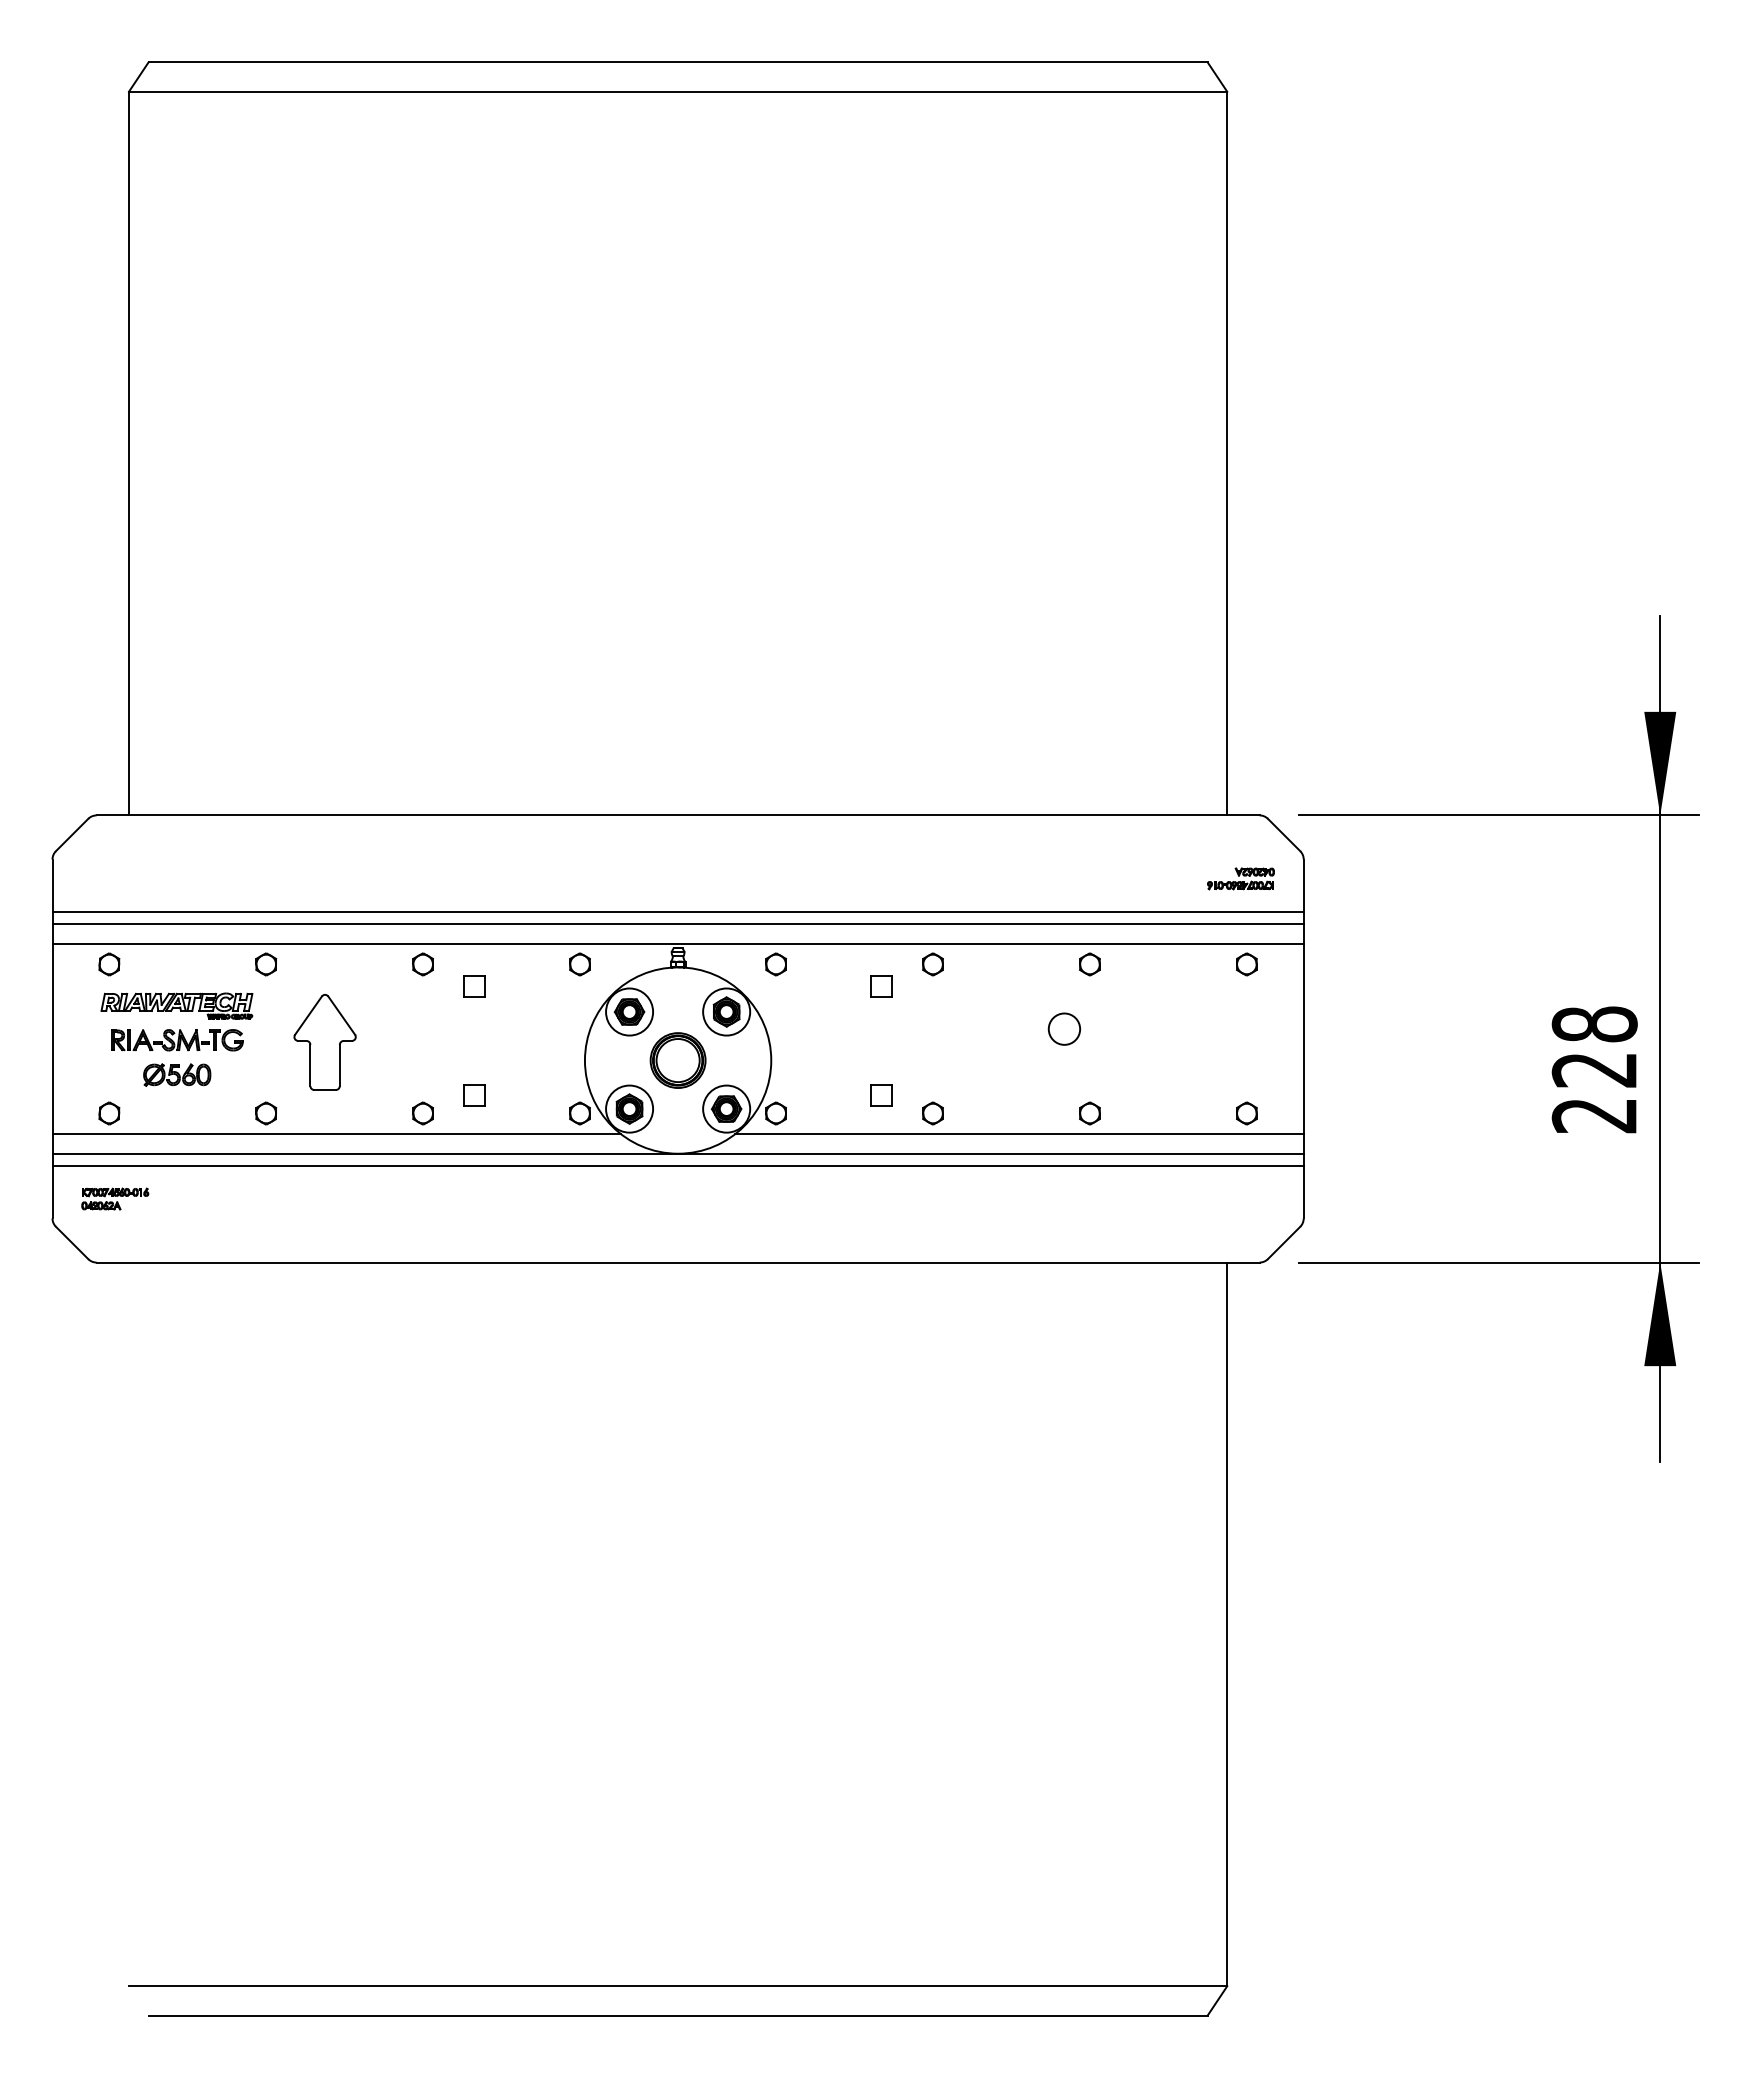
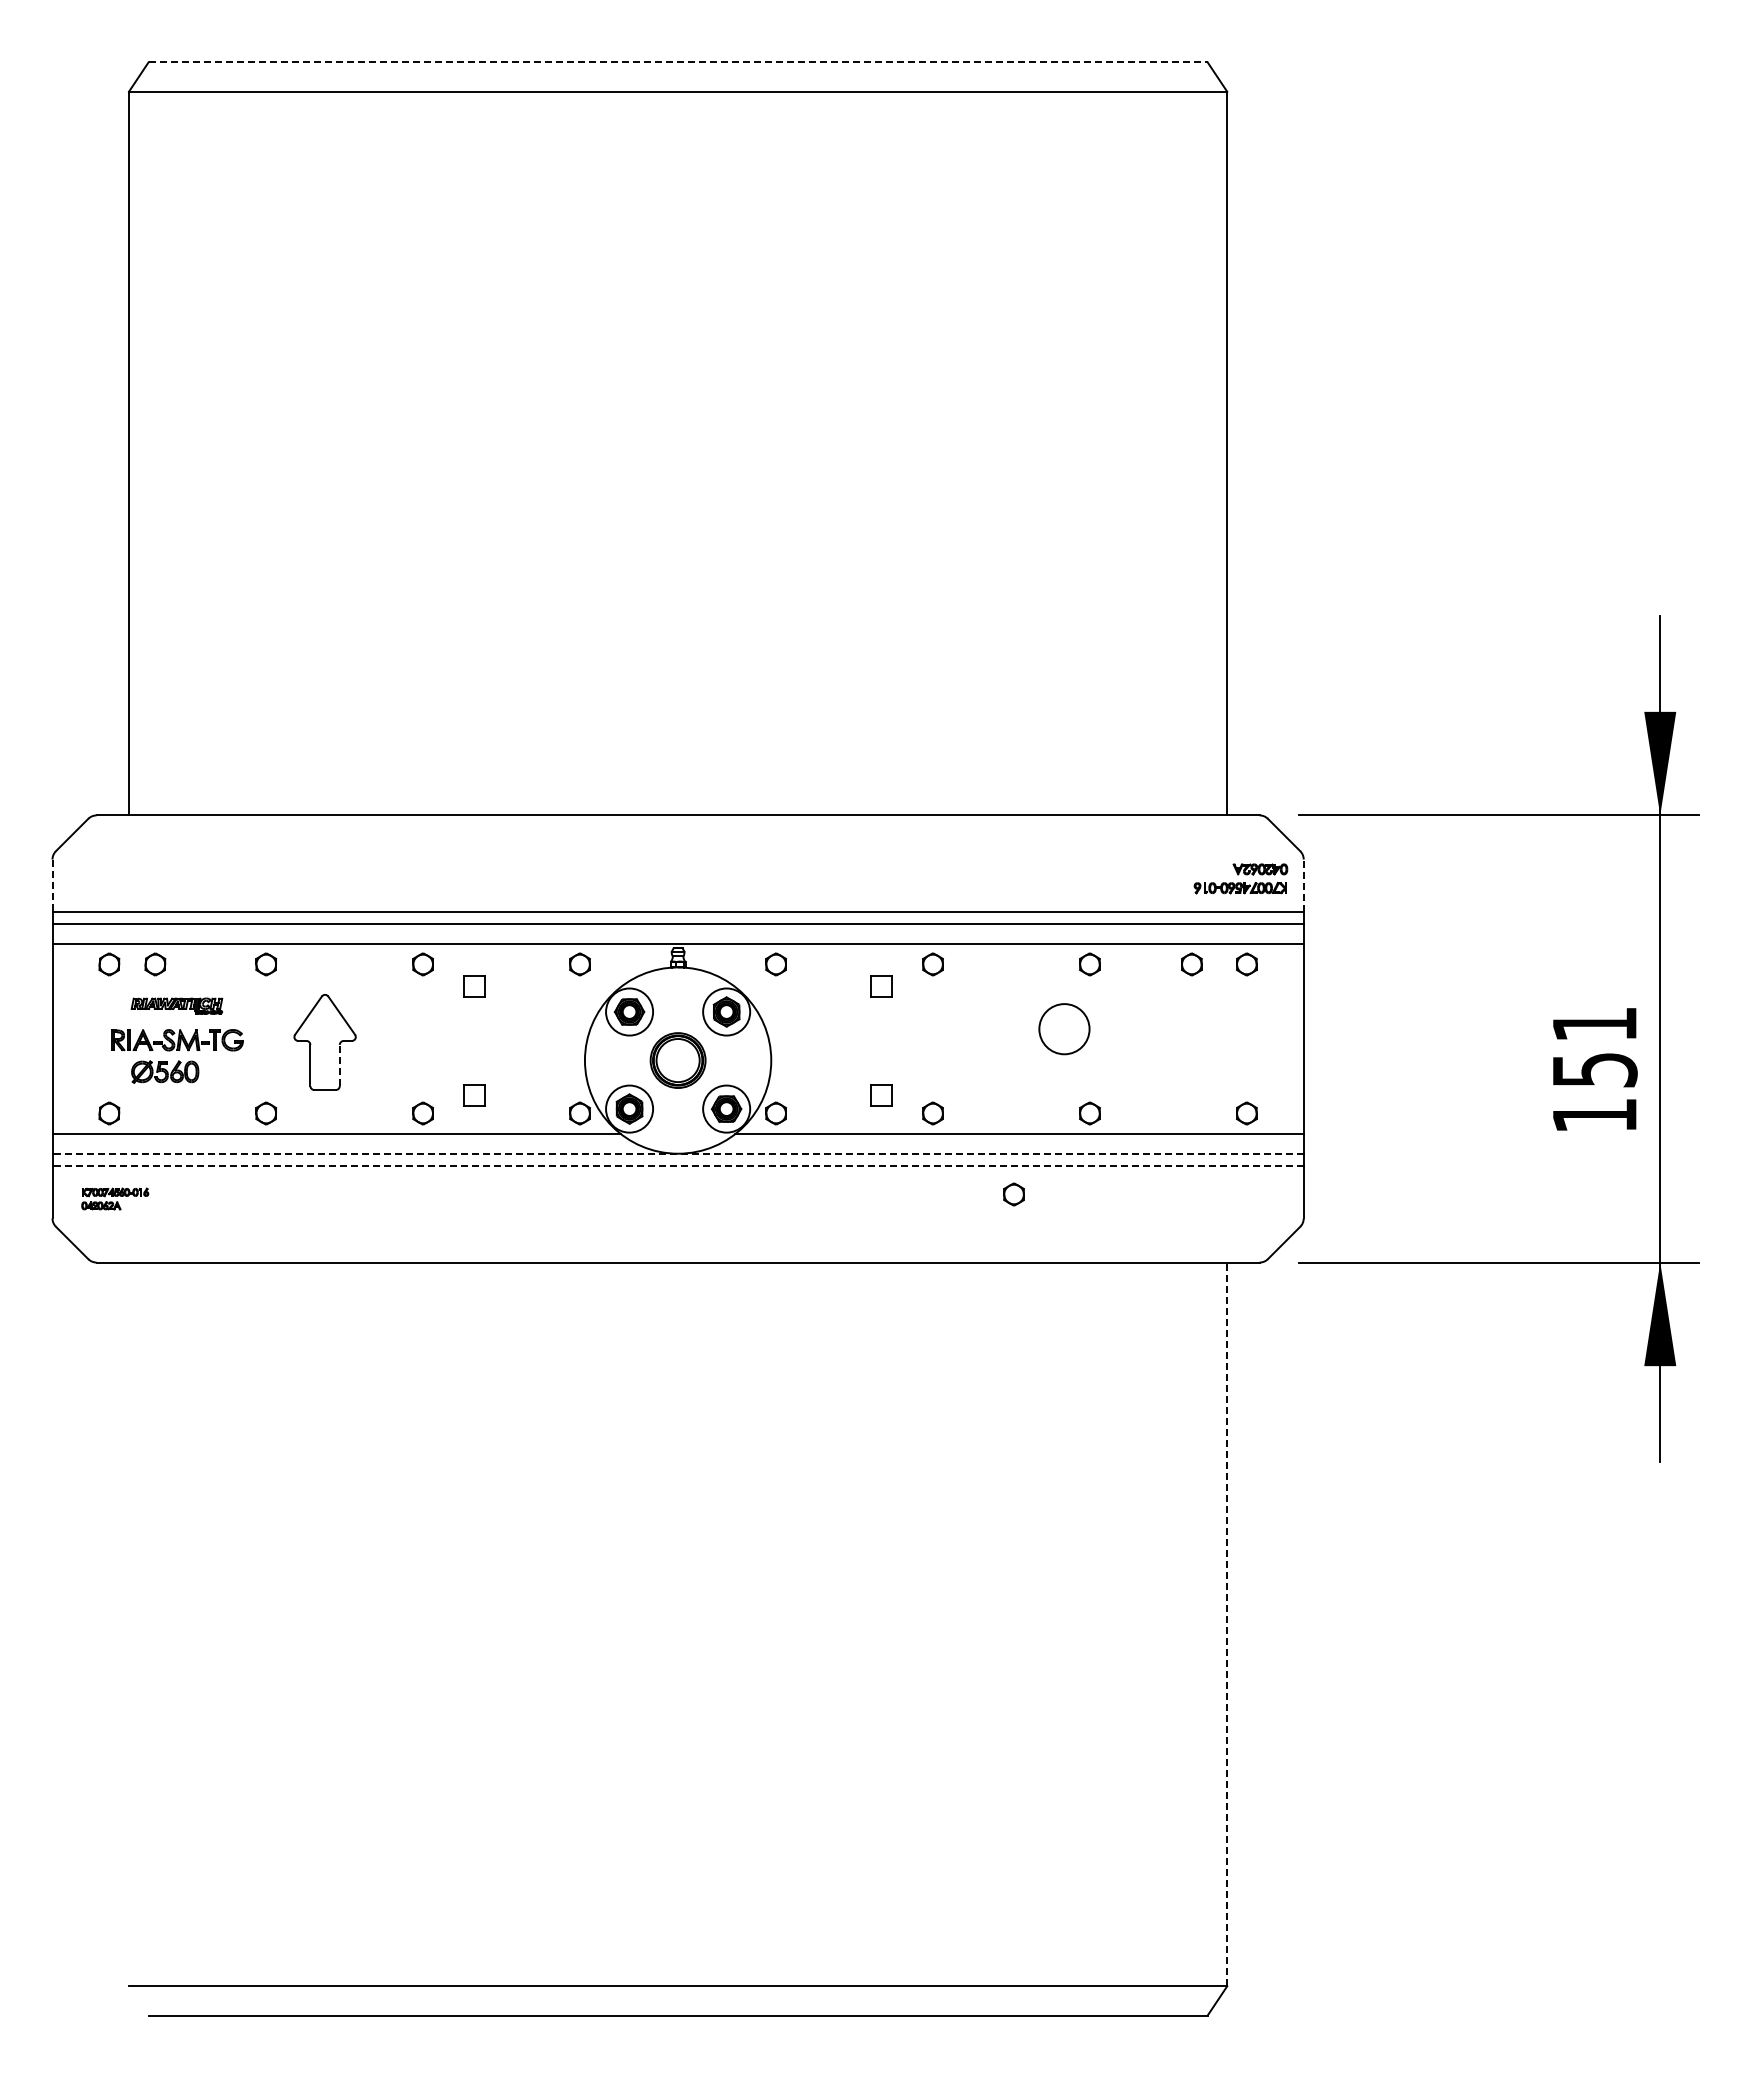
line: solid -> dashed (678, 62)
part size: 68x24 px -> 96x32 px (1240, 878)
line: solid -> dashed (52, 885)
line: solid -> dashed (1303, 885)
part: none -> present (155, 964)
part: none -> present (1191, 964)
part size: 154x28 px -> 94x18 px (176, 1005)
circle diameter: 31 px -> 50 px (1064, 1029)
line: solid -> dashed (339, 1065)
text: 228 -> 151 (1594, 1069)
part position: (177, 1074) -> (165, 1071) (165, 1071)
line: solid -> dashed (678, 1153)
line: solid -> dashed (678, 1166)
part: none -> present (1013, 1194)
line: solid -> dashed (1227, 1624)
